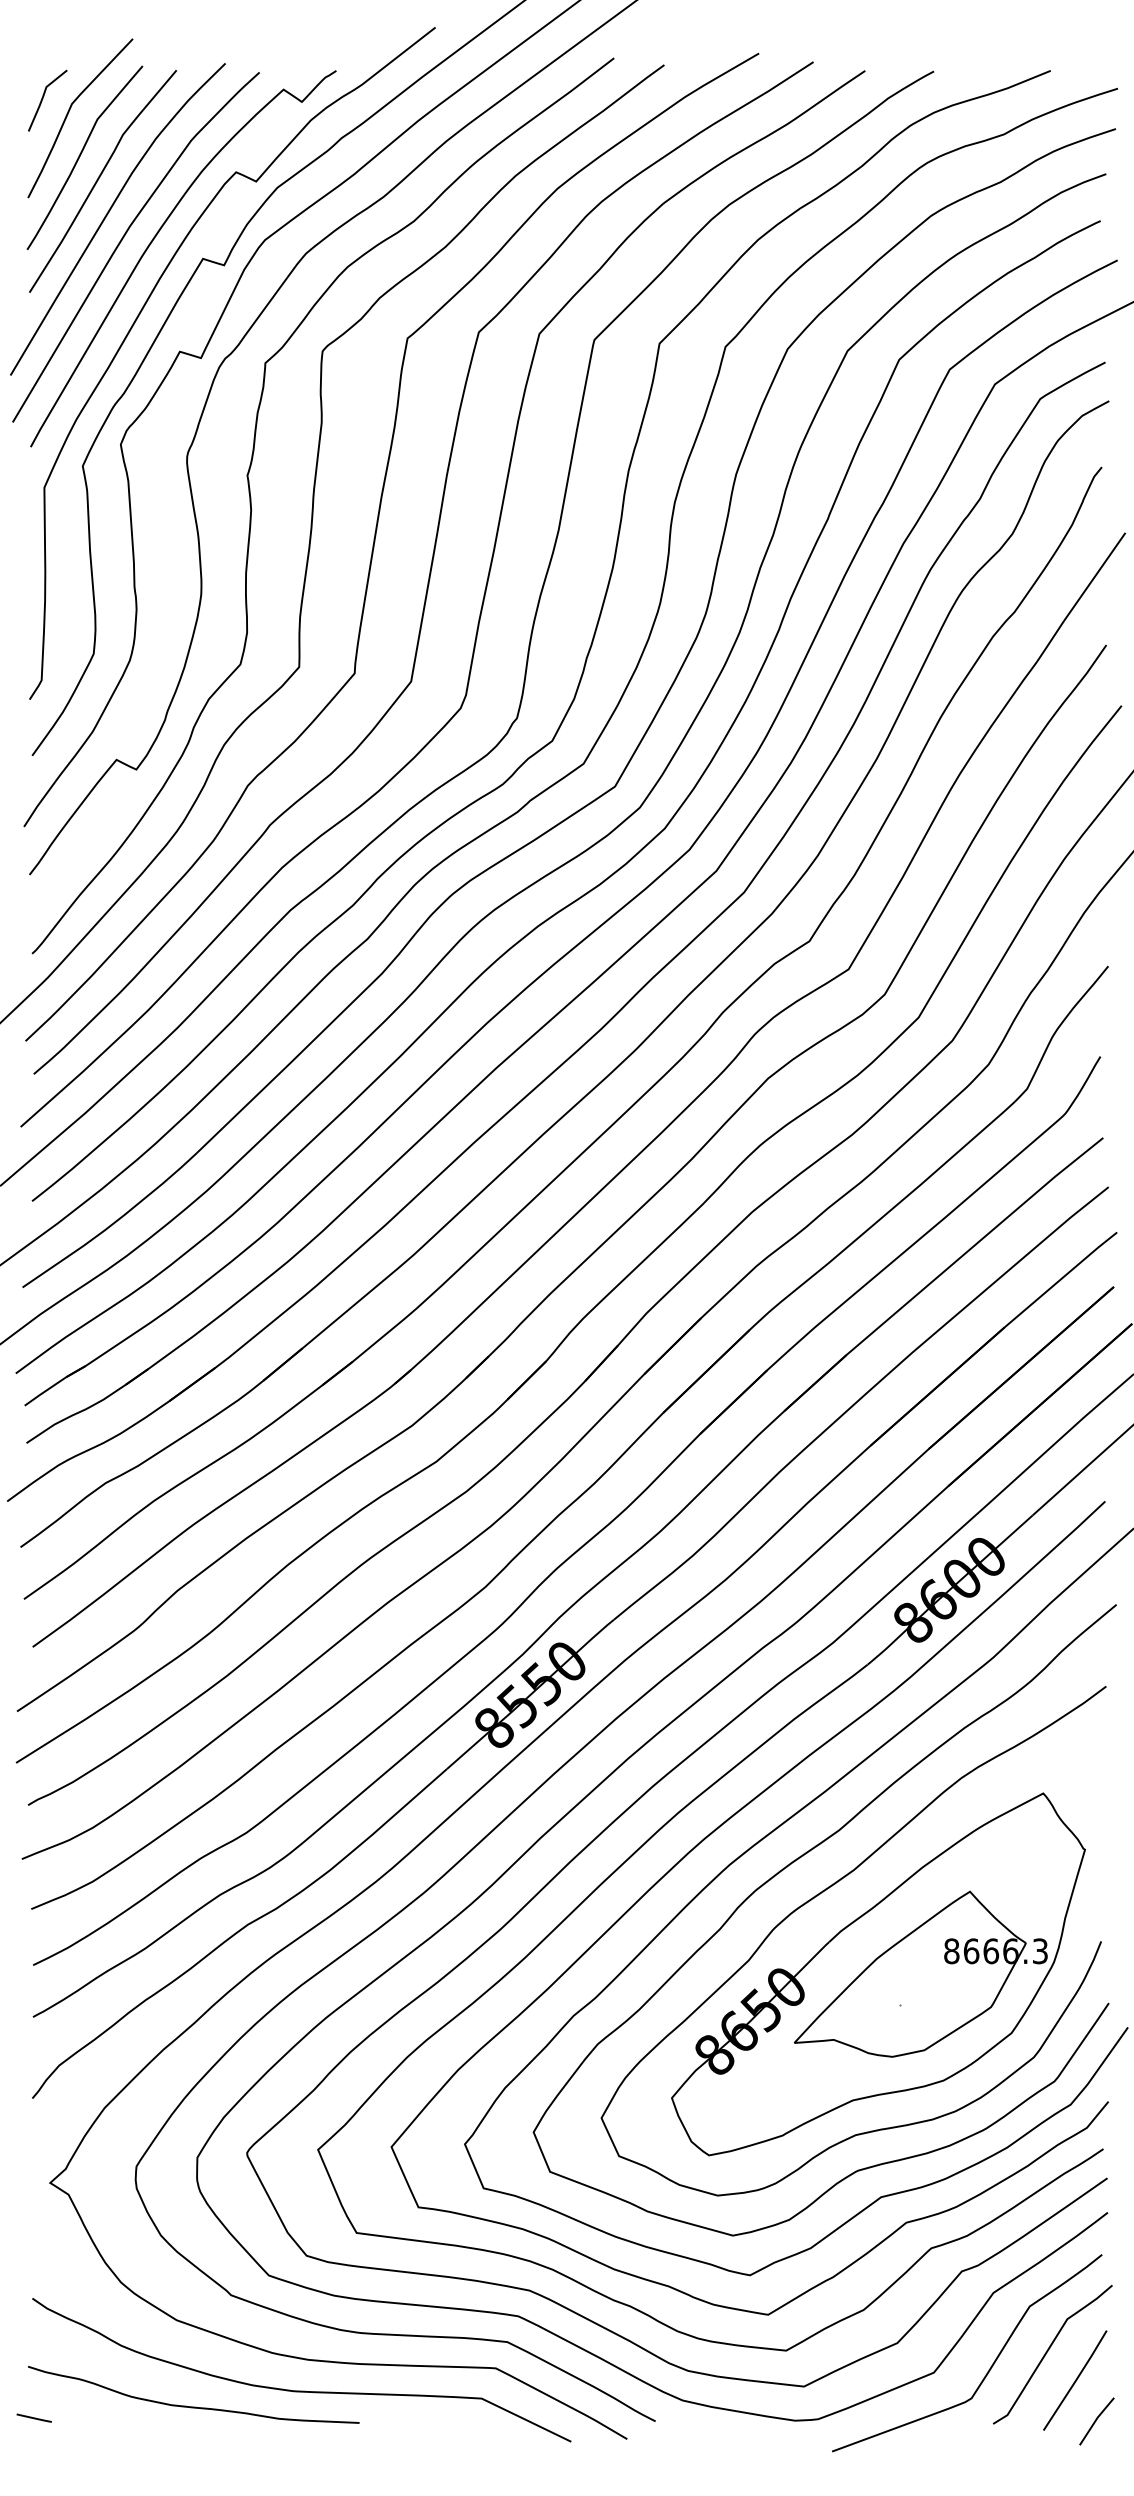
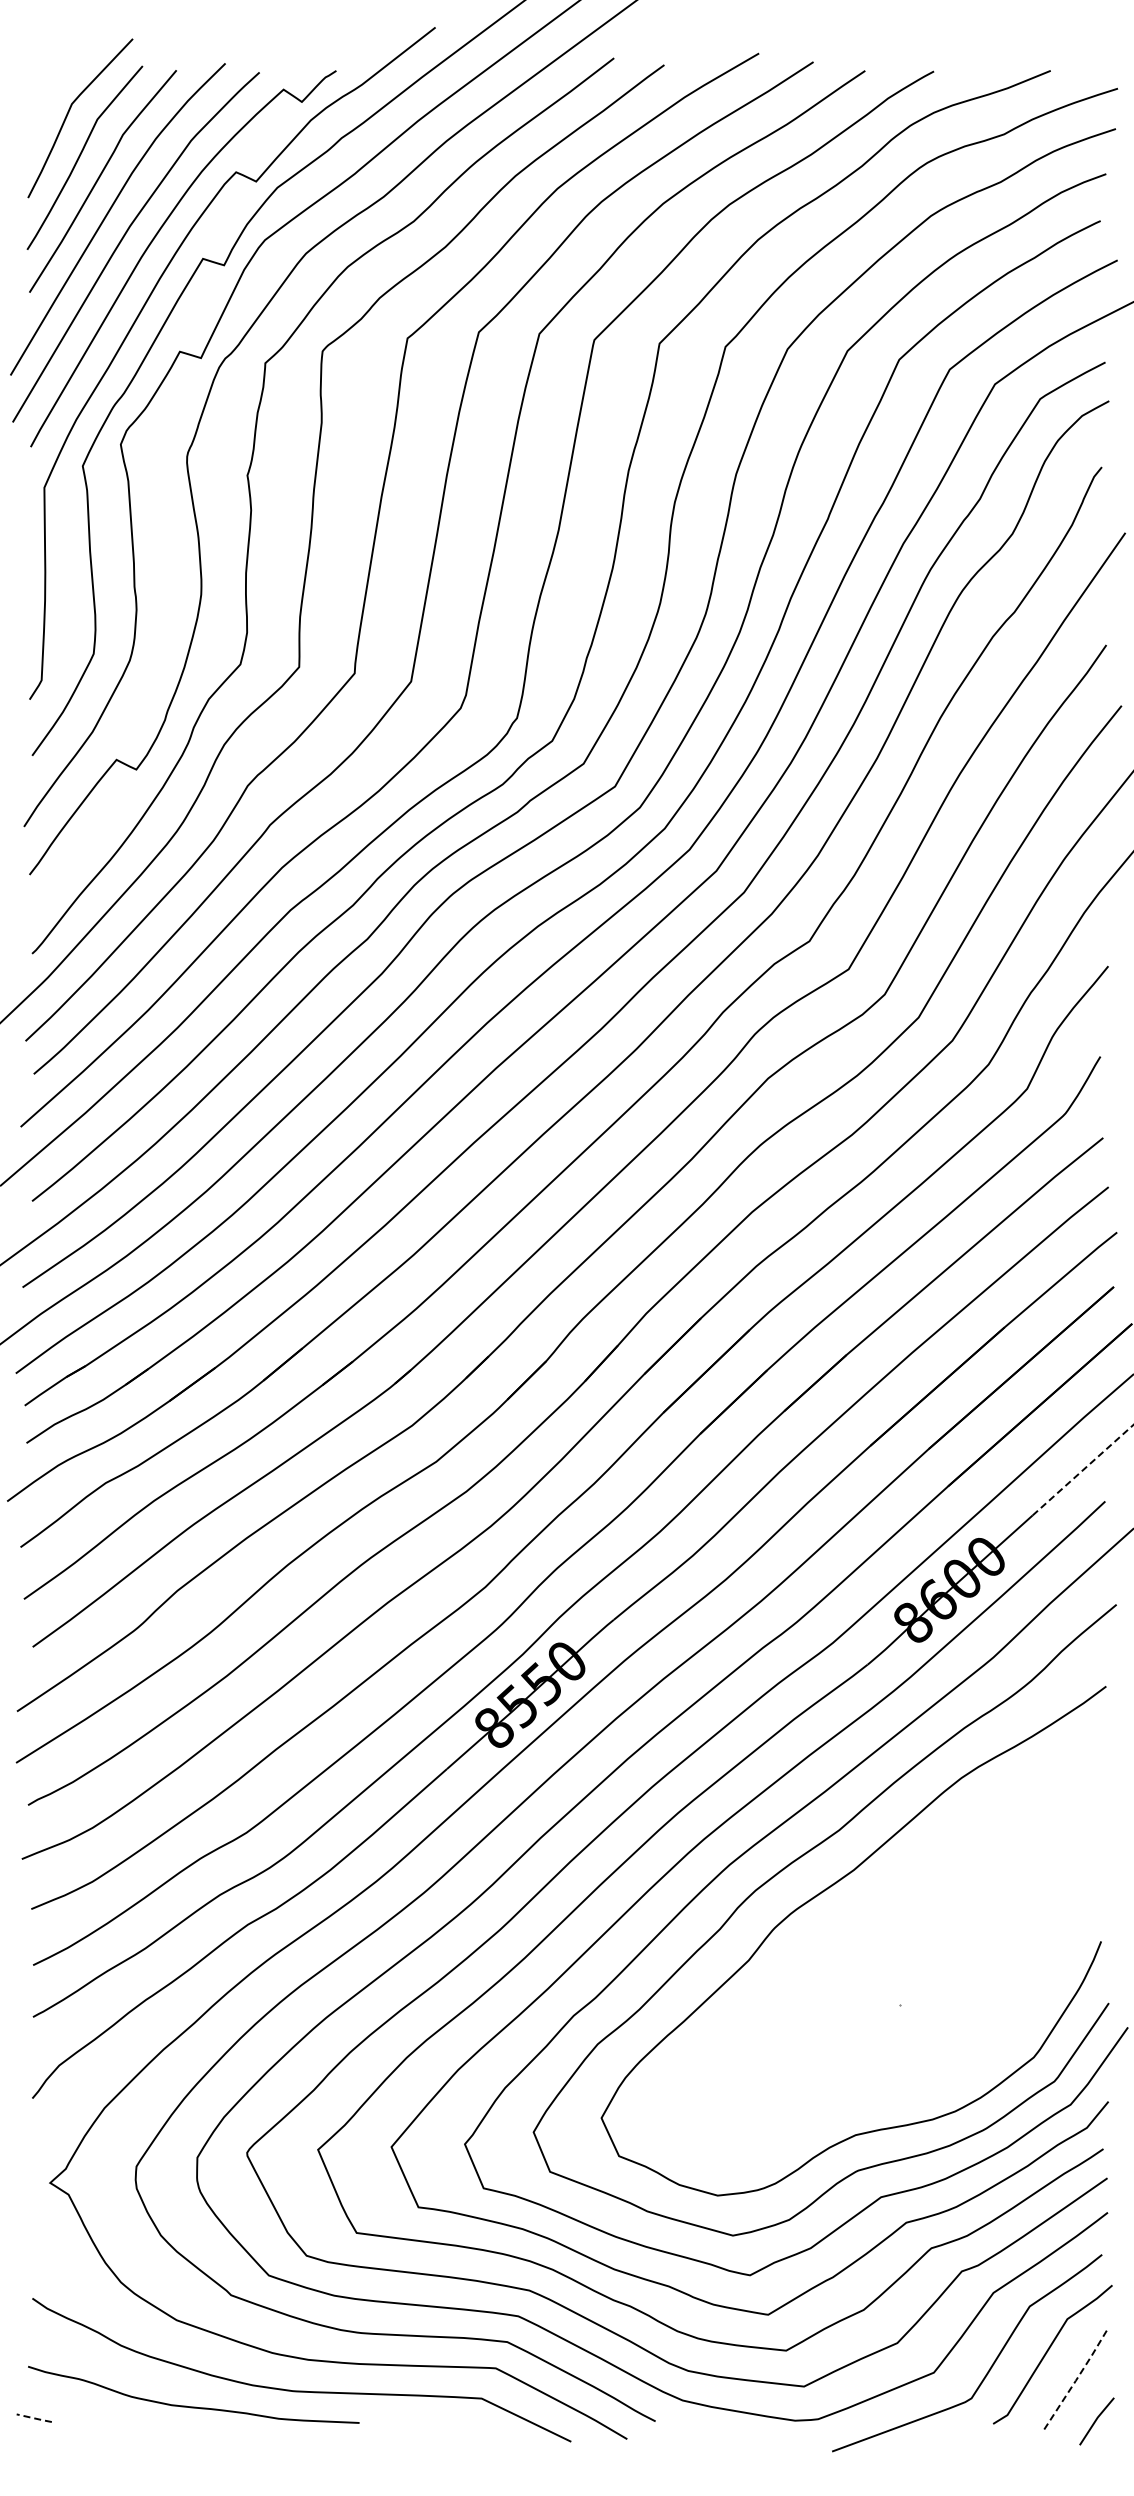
curve: present -> none (43, 98)
line: solid -> dashed (1083, 1470)
part: present -> none (878, 1974)
line: solid -> dashed (1075, 2380)
line: solid -> dashed (35, 2418)
